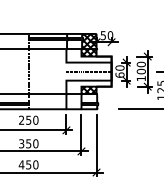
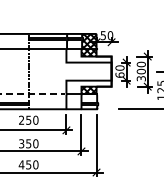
line: present -> none (88, 71)
text: 100 -> 300 (140, 78)
line: solid -> dashed (32, 94)
